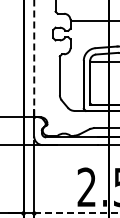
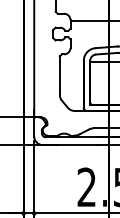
line: dashed -> solid (34, 58)
line: dashed -> solid (76, 213)
